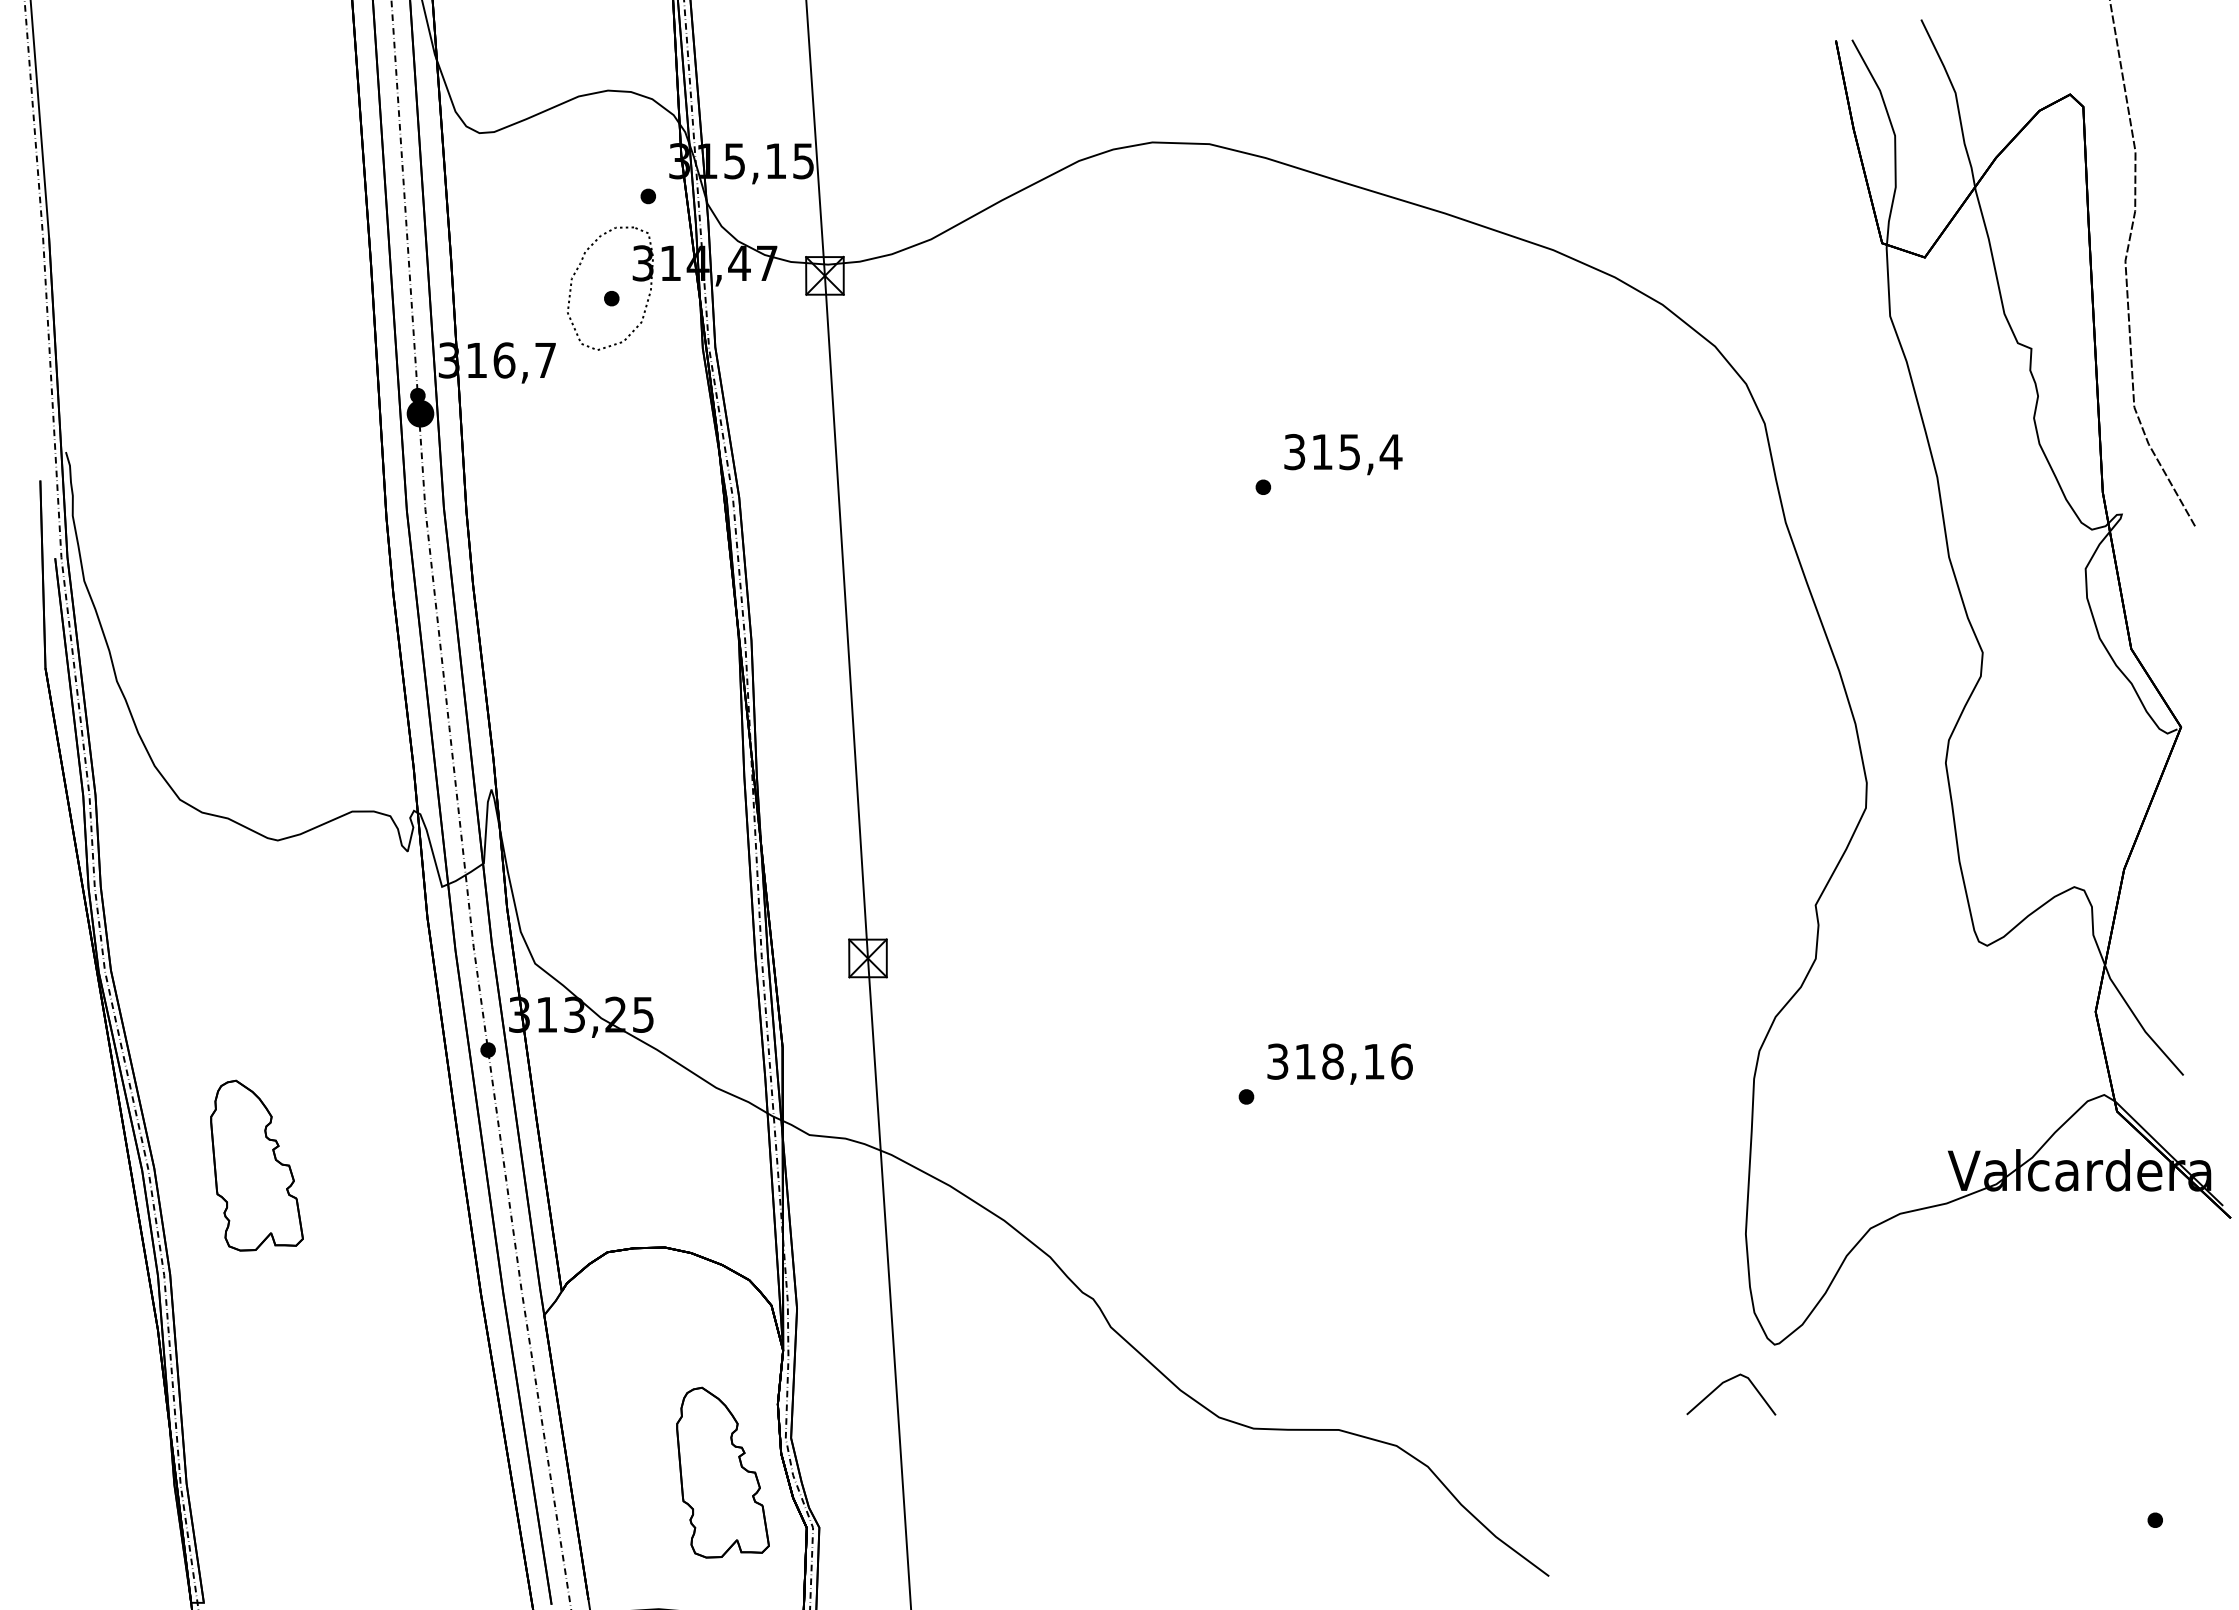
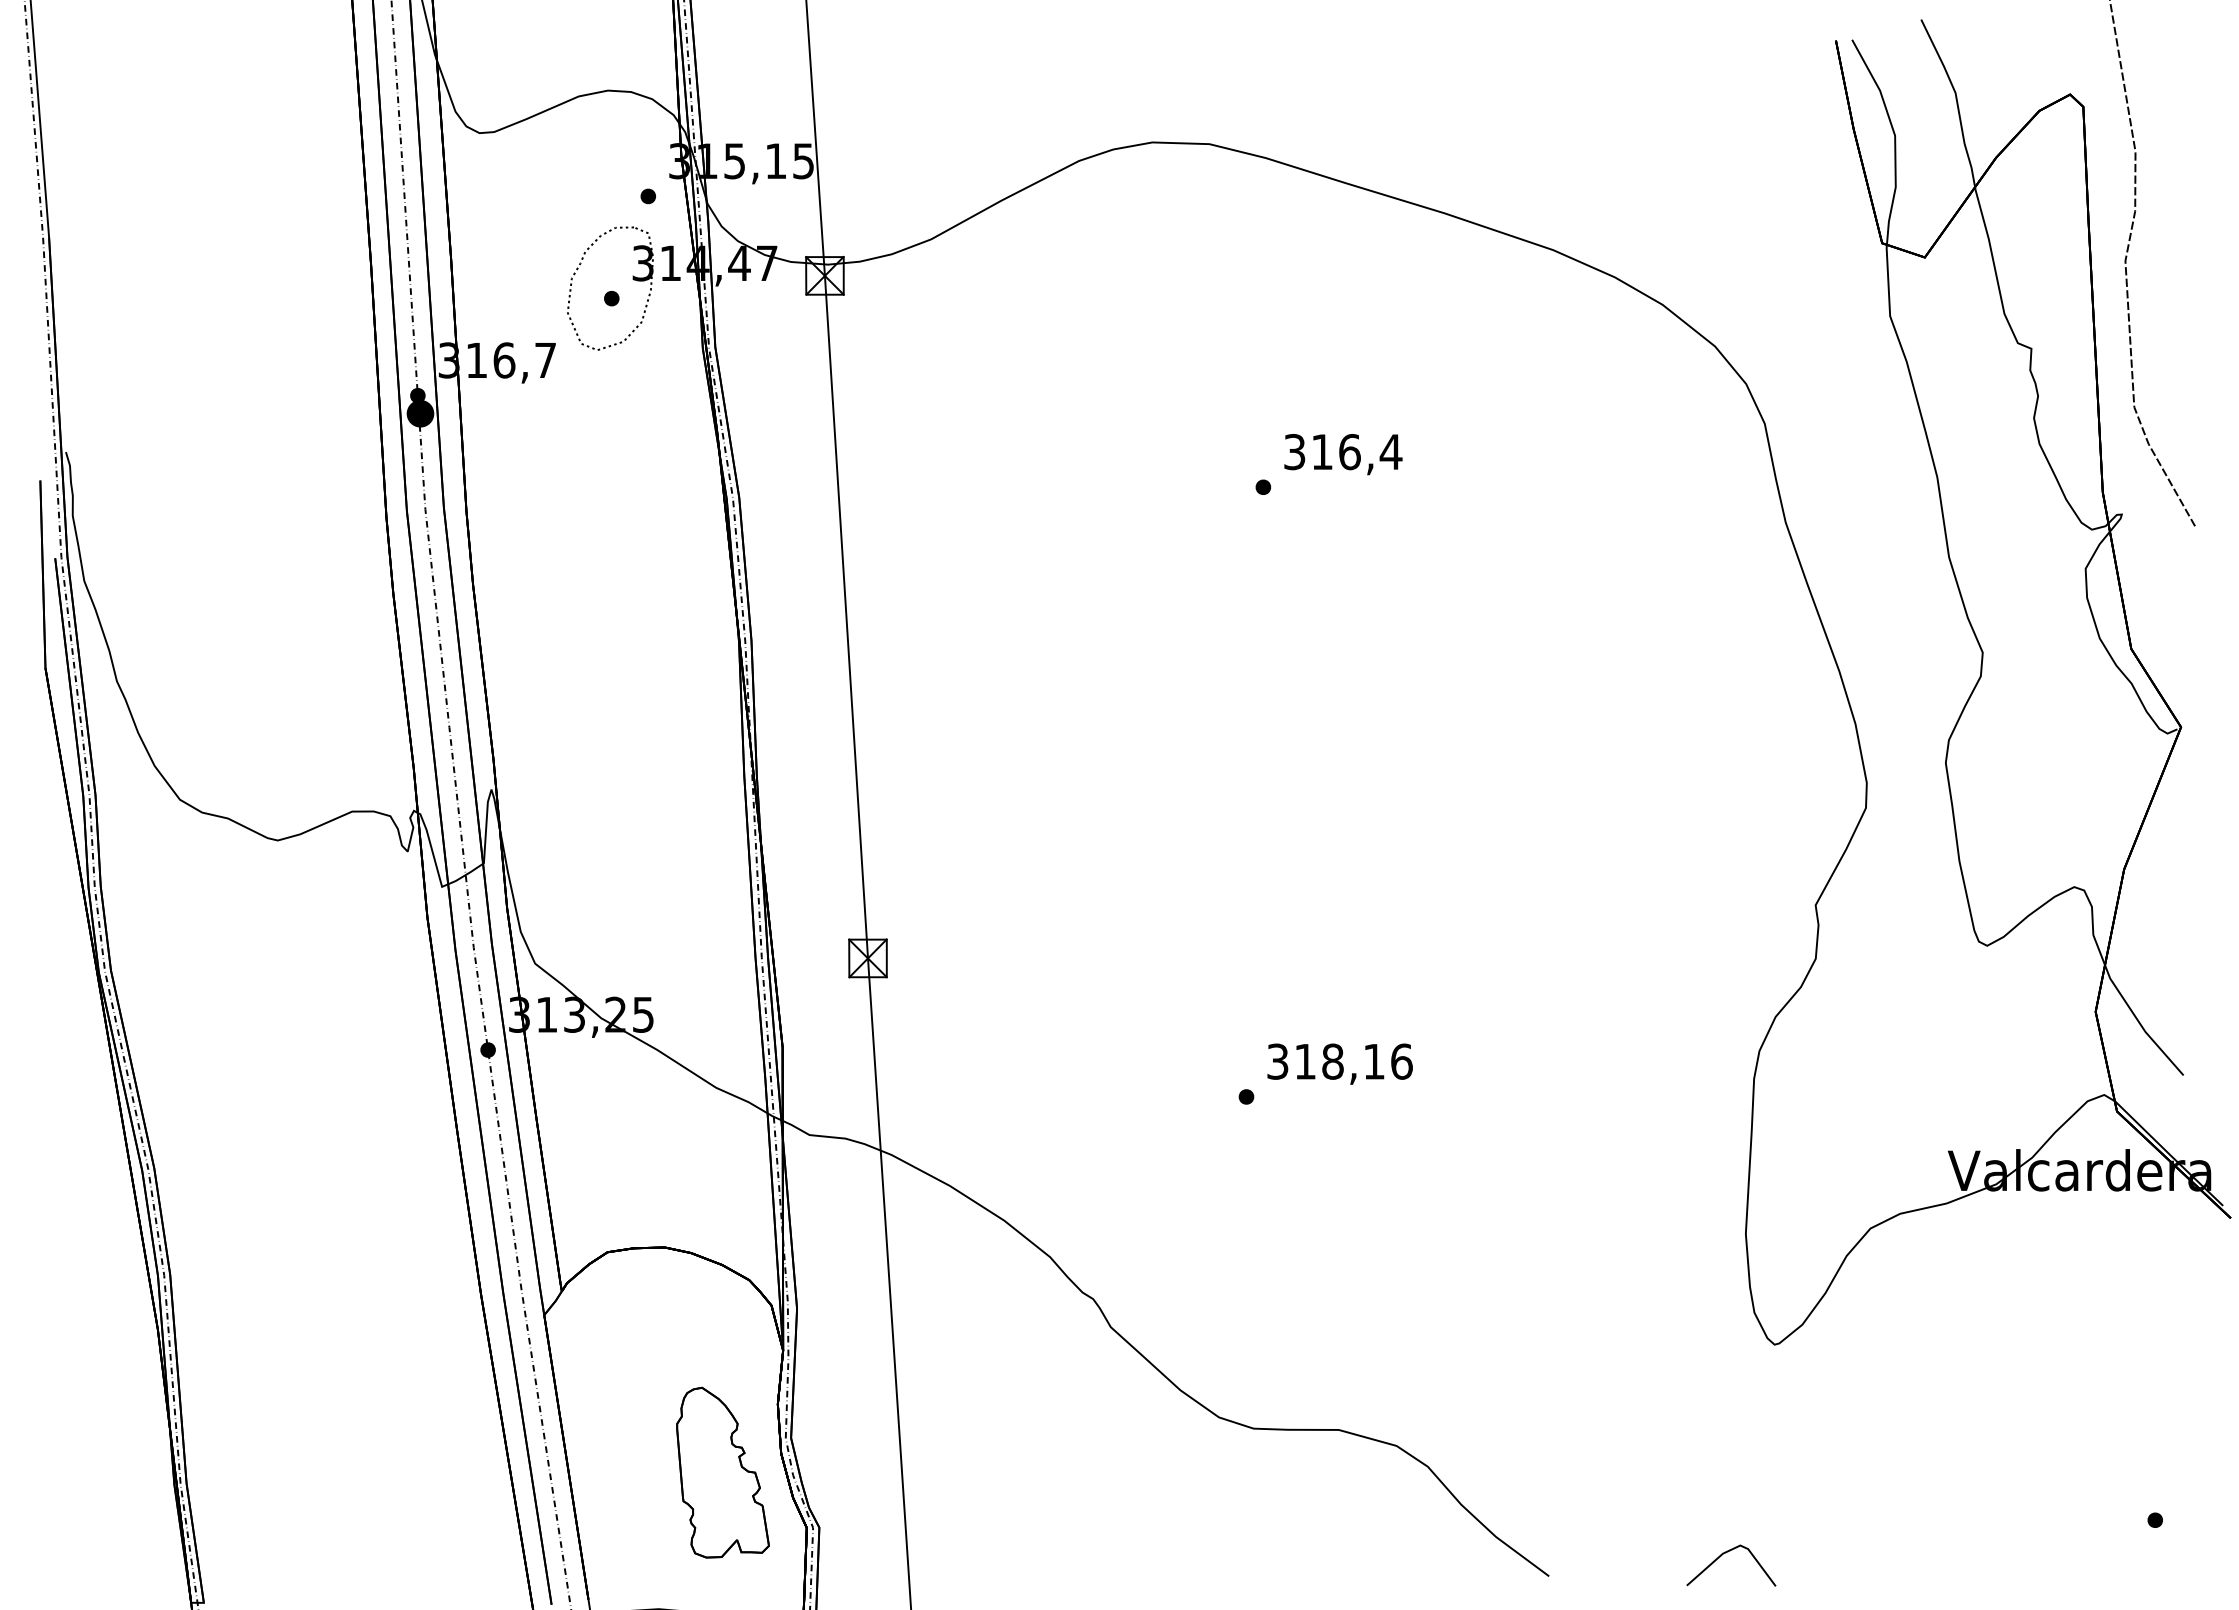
text: 315,4 -> 316,4 (1349, 452)
part: present -> none (256, 1165)
line position: (1728, 1381) -> (1728, 1552) (1728, 1552)
